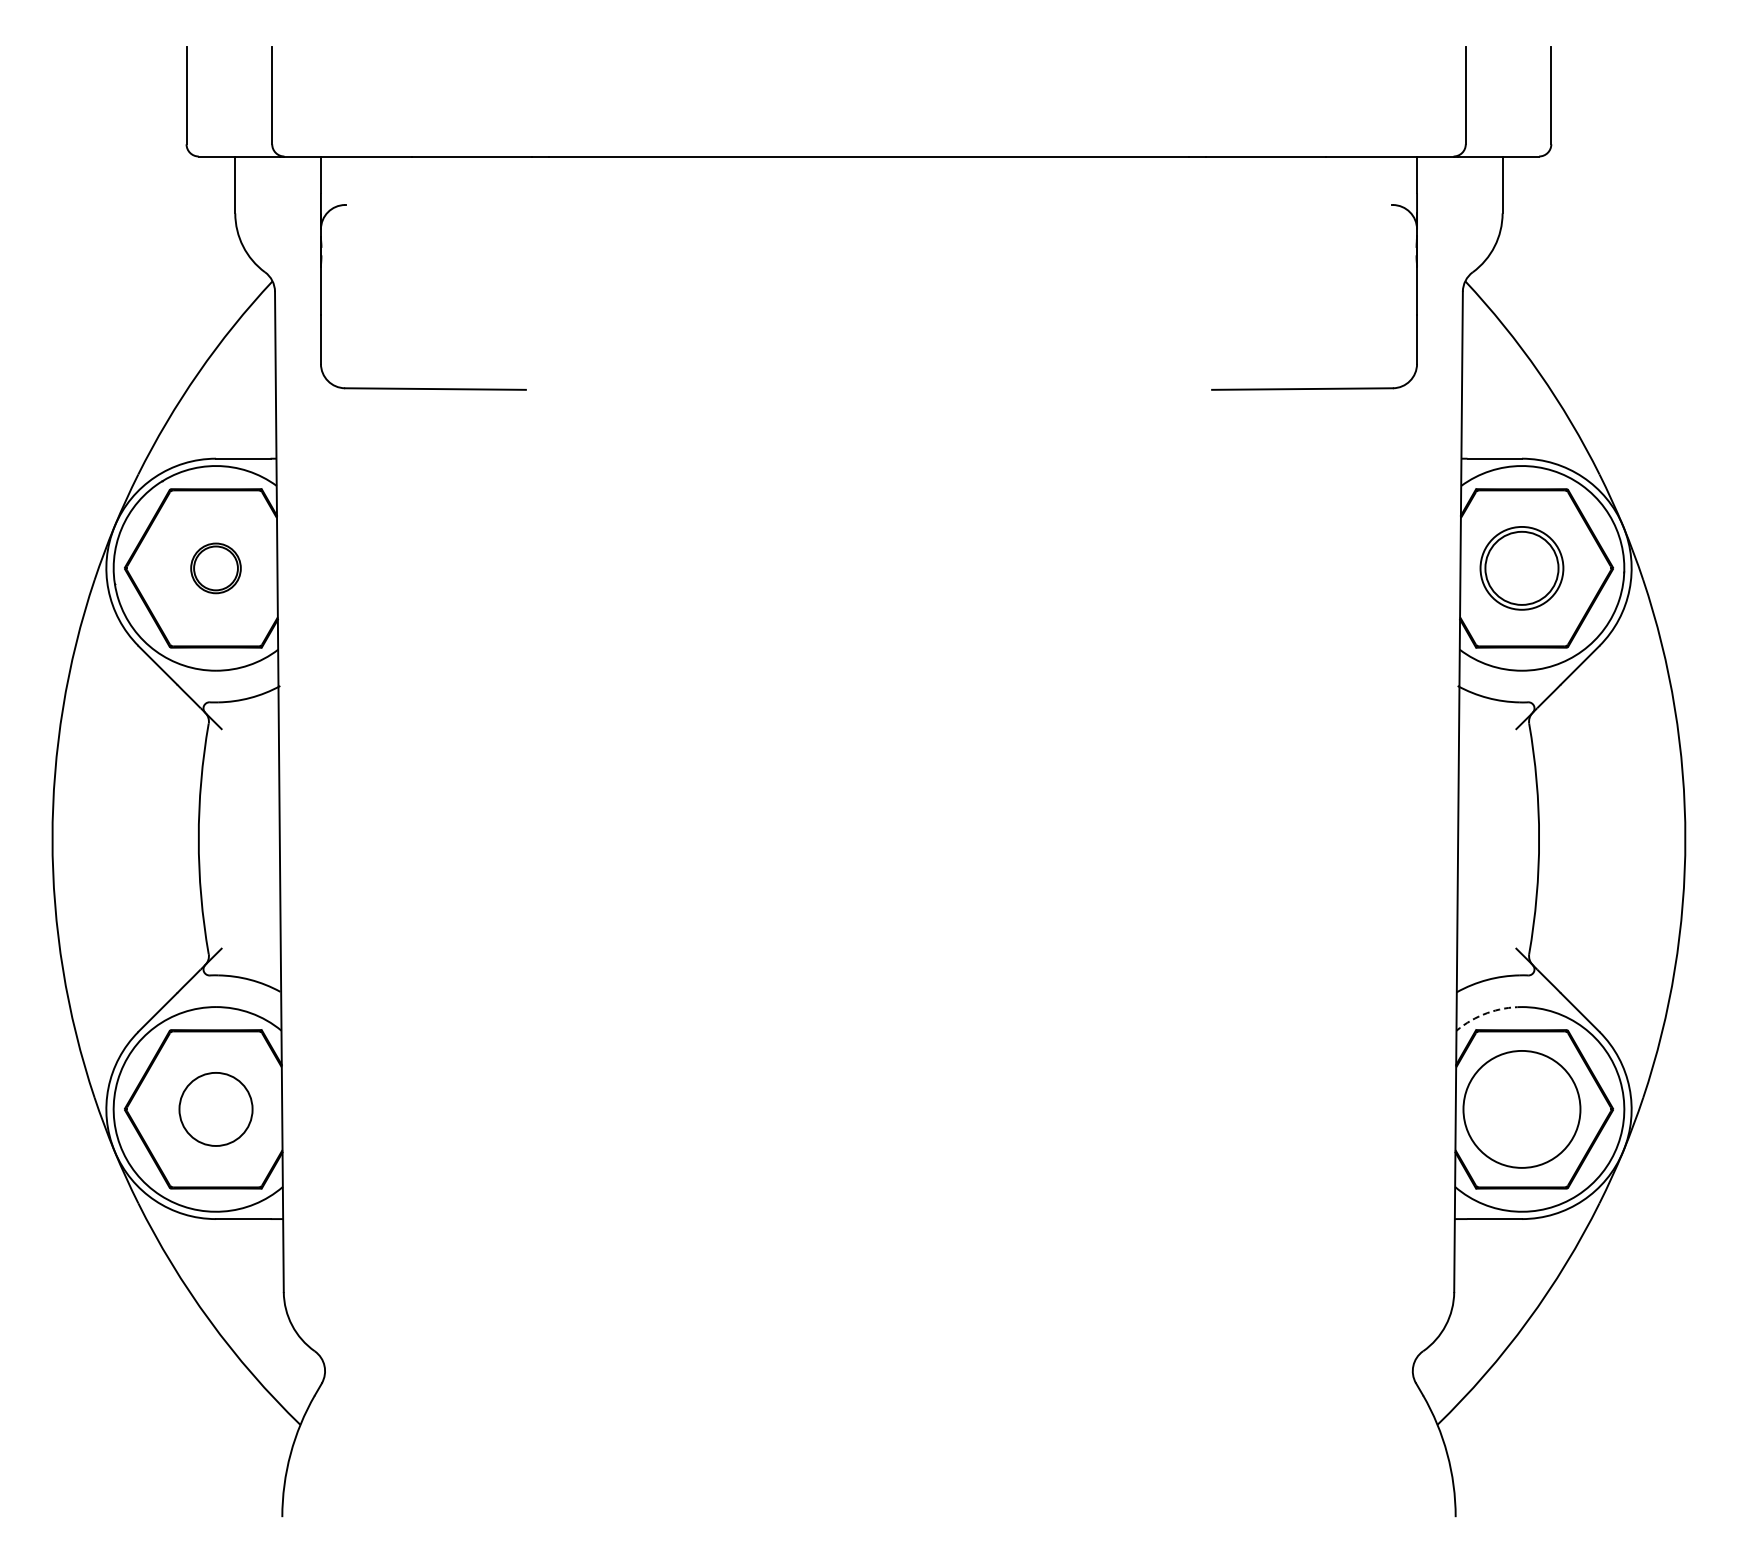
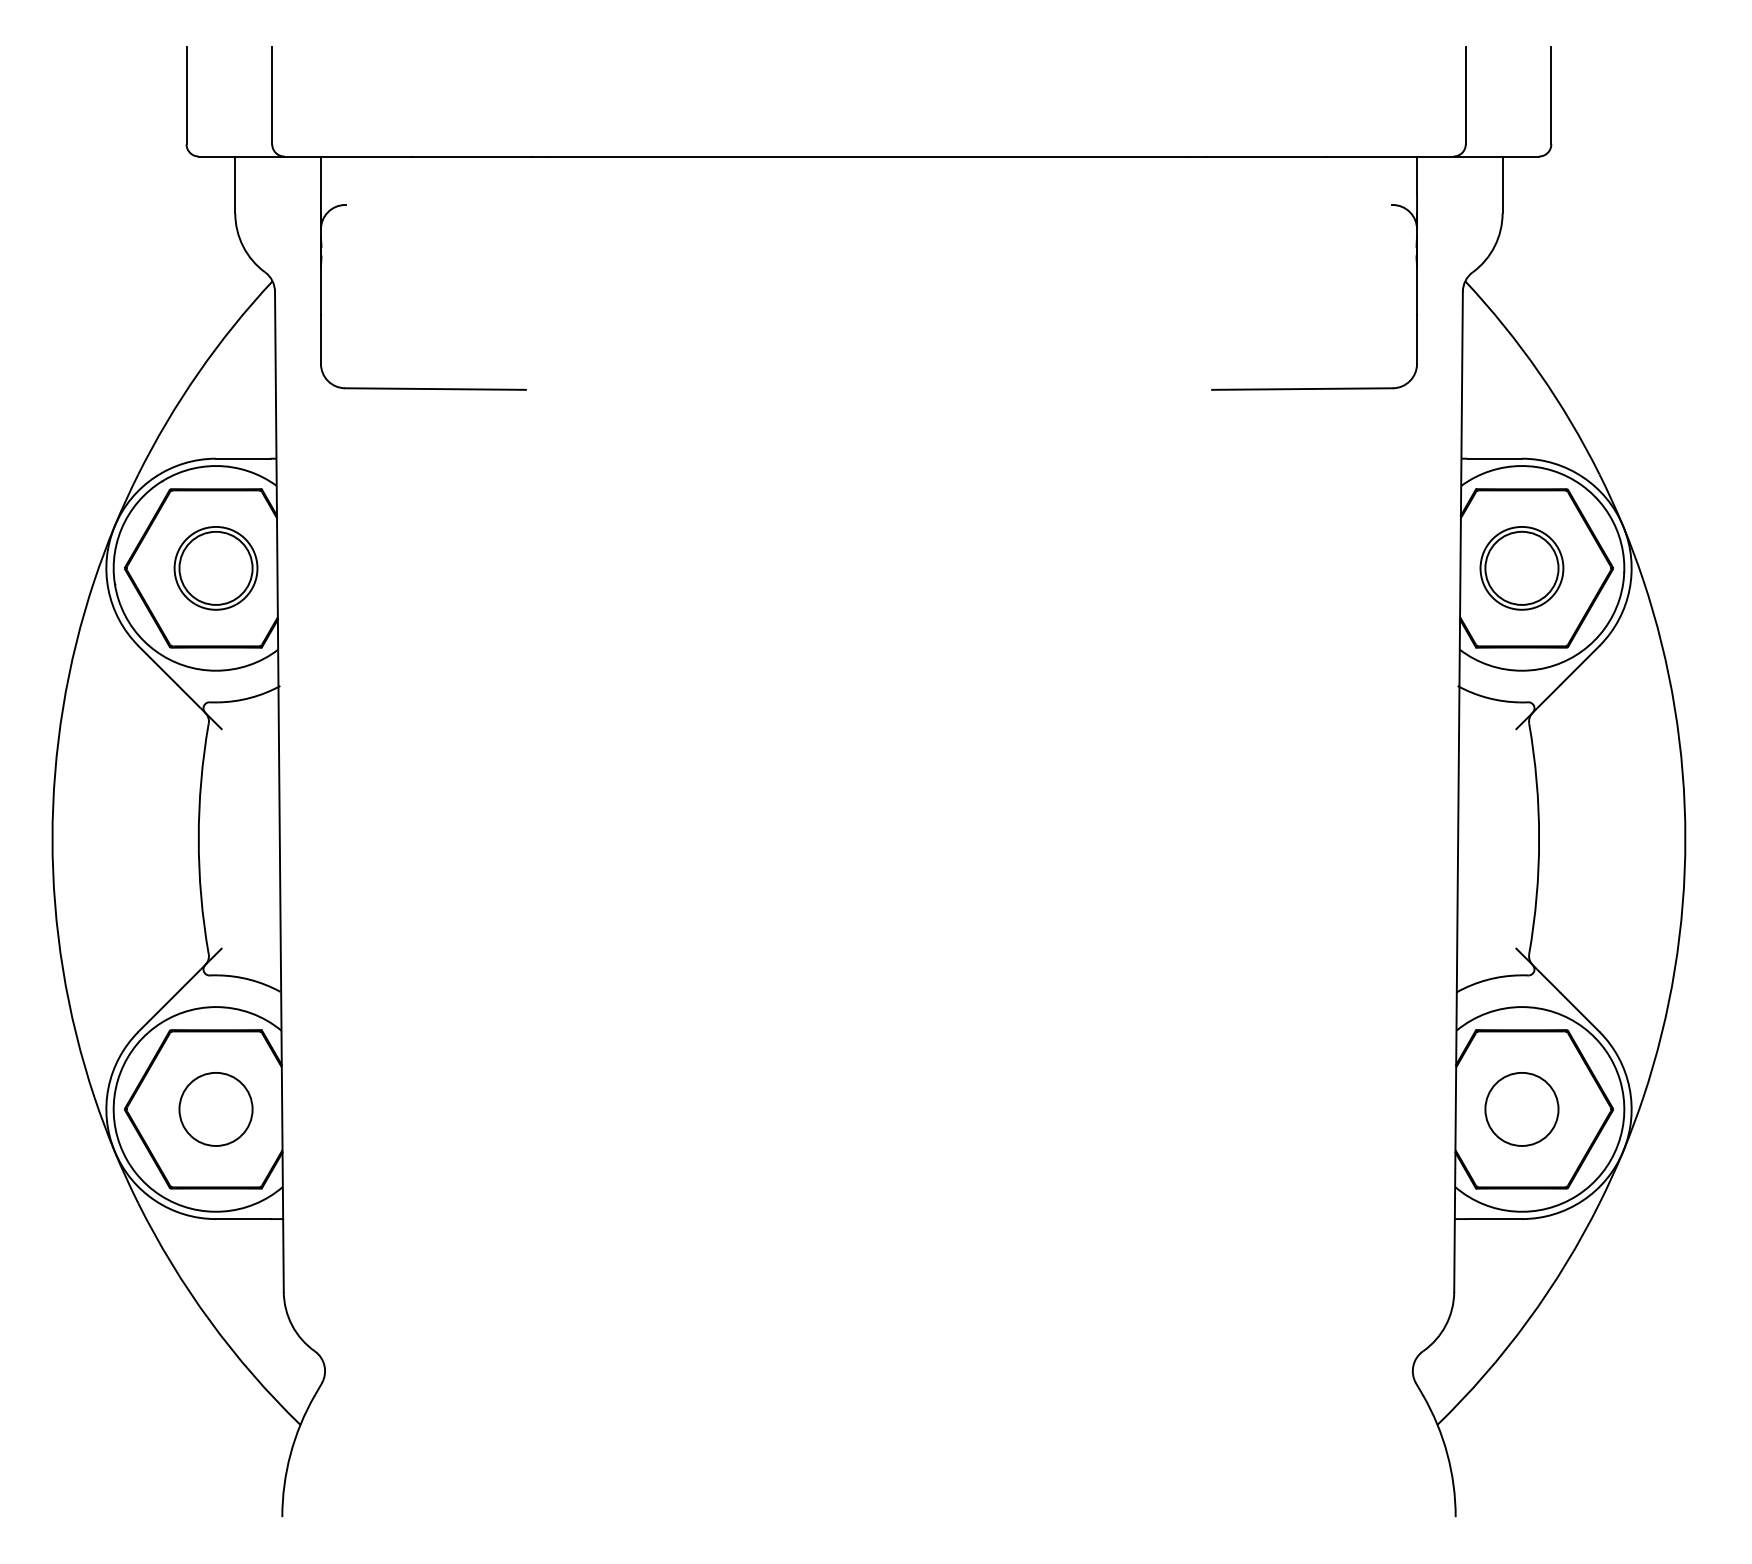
part size: 52x53 px -> 86x85 px (215, 568)
arc: dashed -> solid (1487, 1013)
circle diameter: 117 px -> 73 px (1521, 1108)
